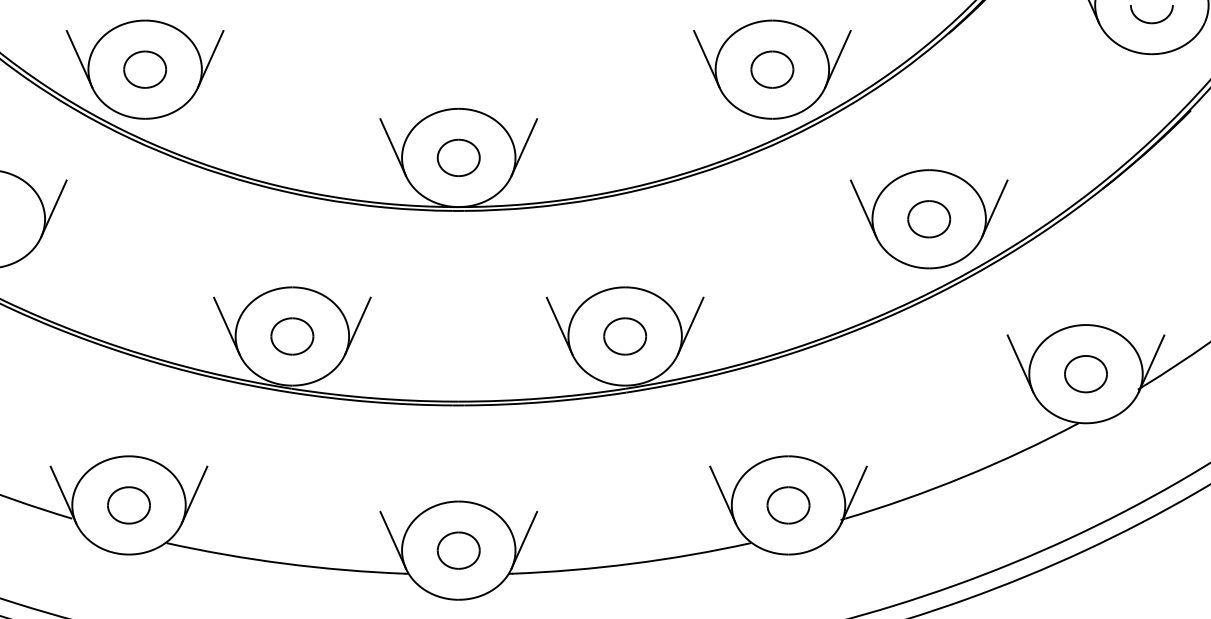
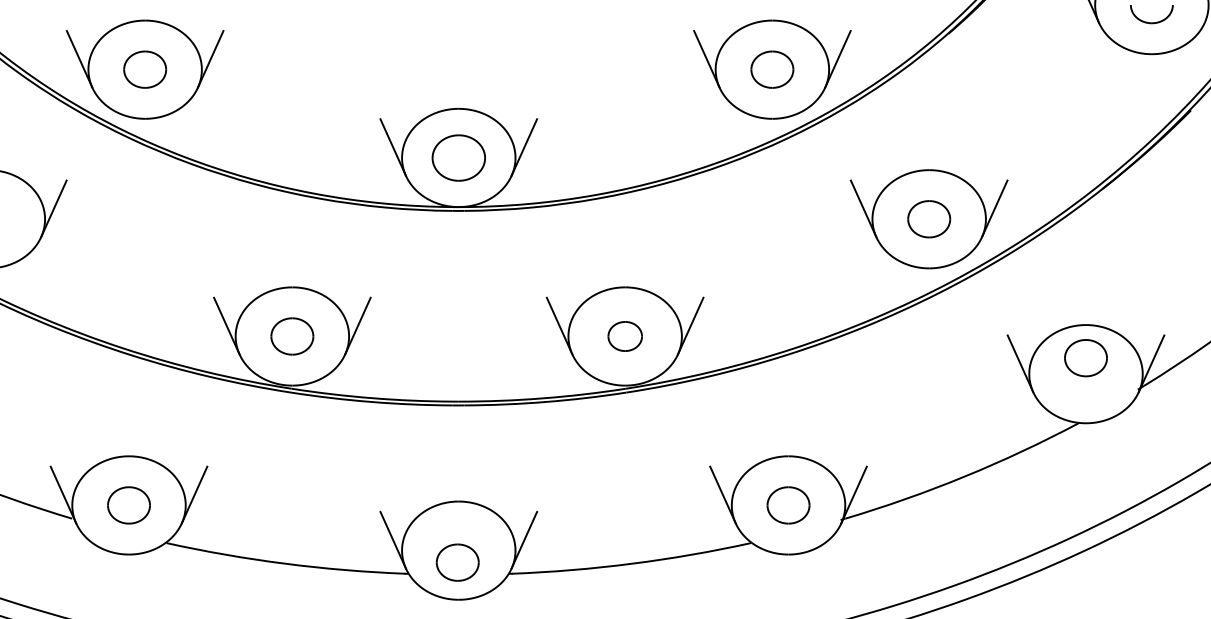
part size: 45x39 px -> 55x48 px (458, 157)
part size: 45x39 px -> 36x31 px (624, 336)
part position: (1085, 374) -> (1085, 358) (1085, 358)
part position: (458, 550) -> (457, 562) (457, 562)
